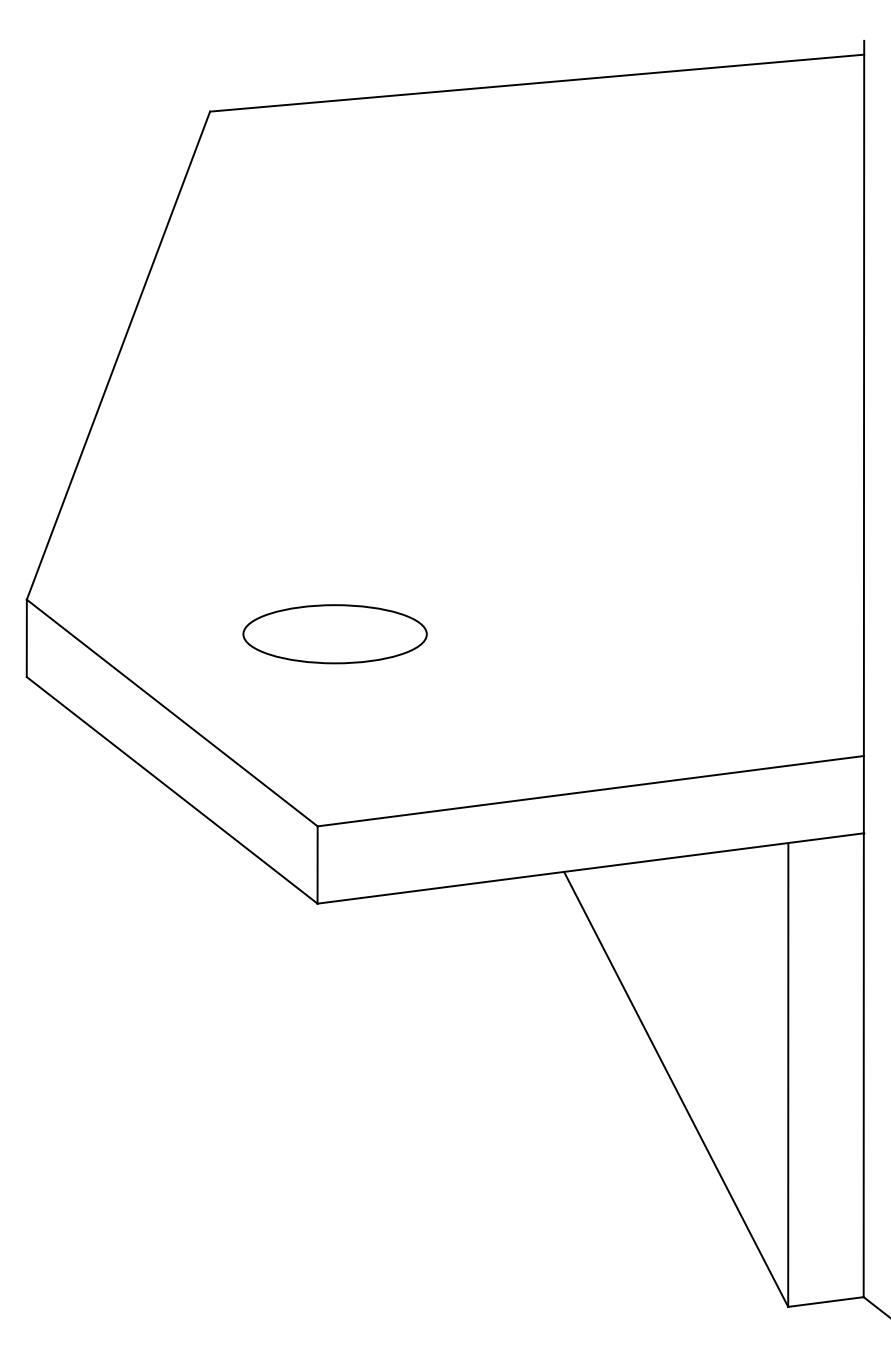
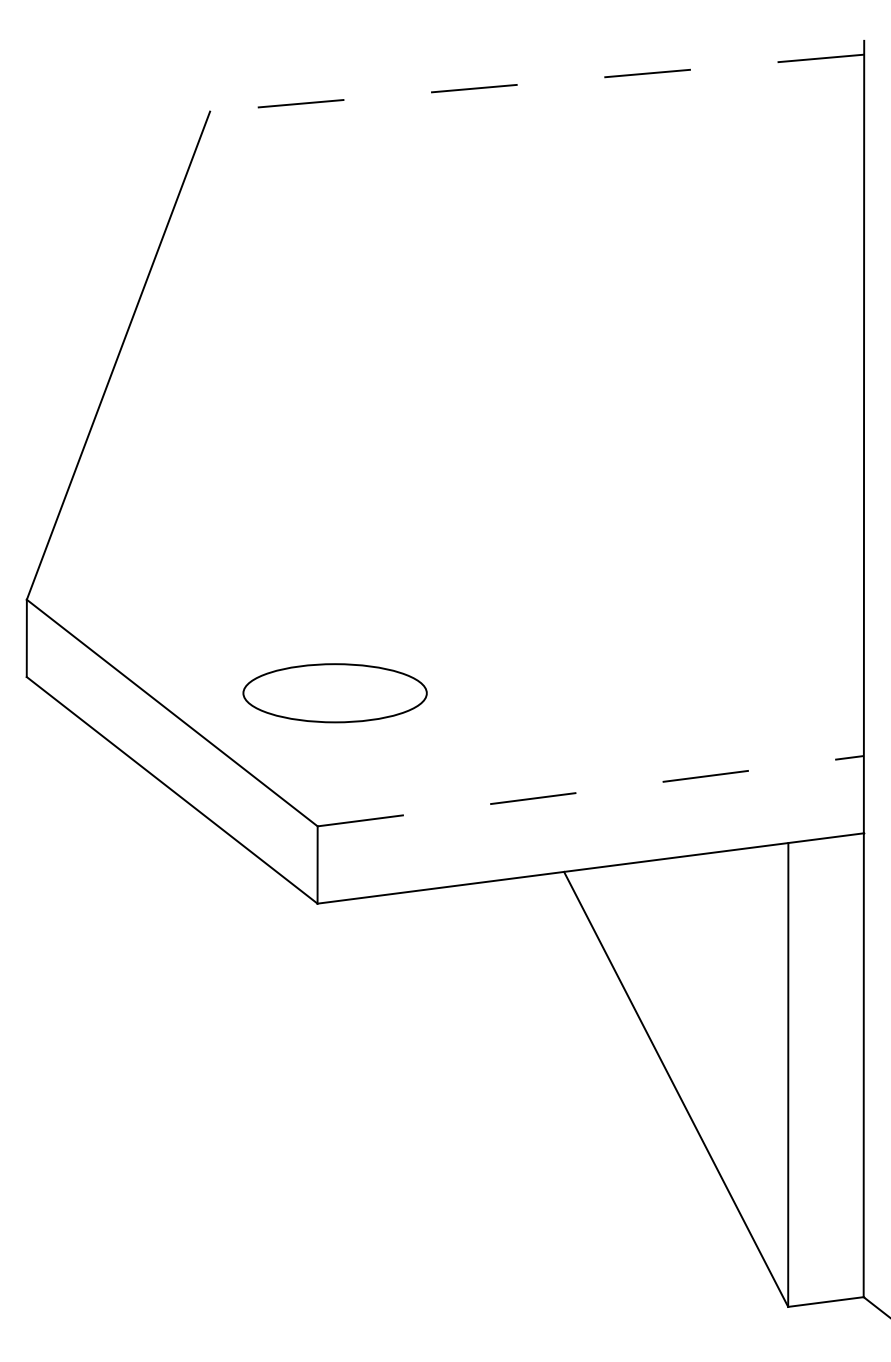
line: solid -> dashed (536, 83)
part position: (334, 634) -> (334, 693) (334, 693)
line: solid -> dashed (591, 791)
